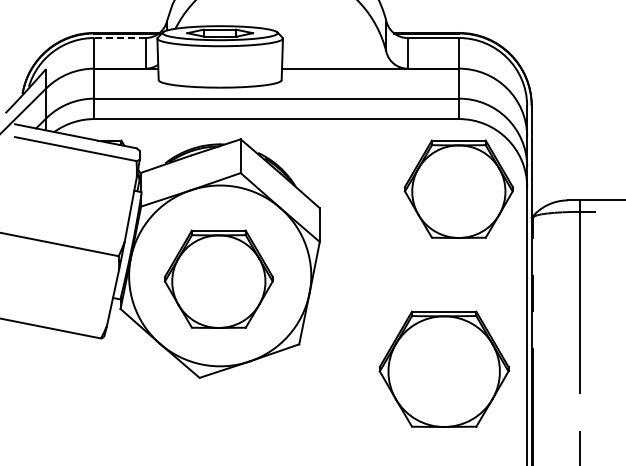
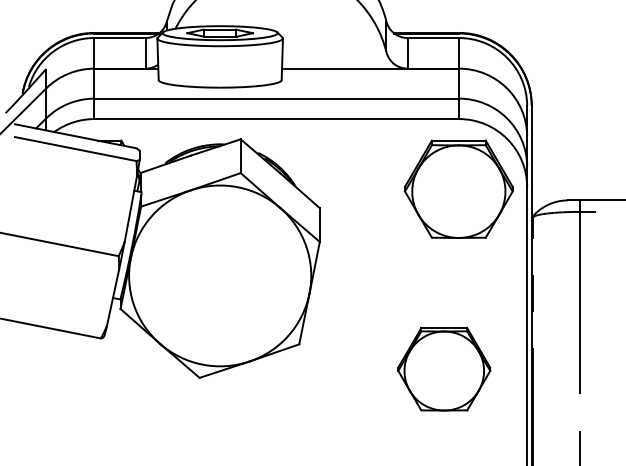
line: dashed -> solid (120, 38)
part: present -> none (218, 278)
part size: 132x118 px -> 95x85 px (444, 369)
